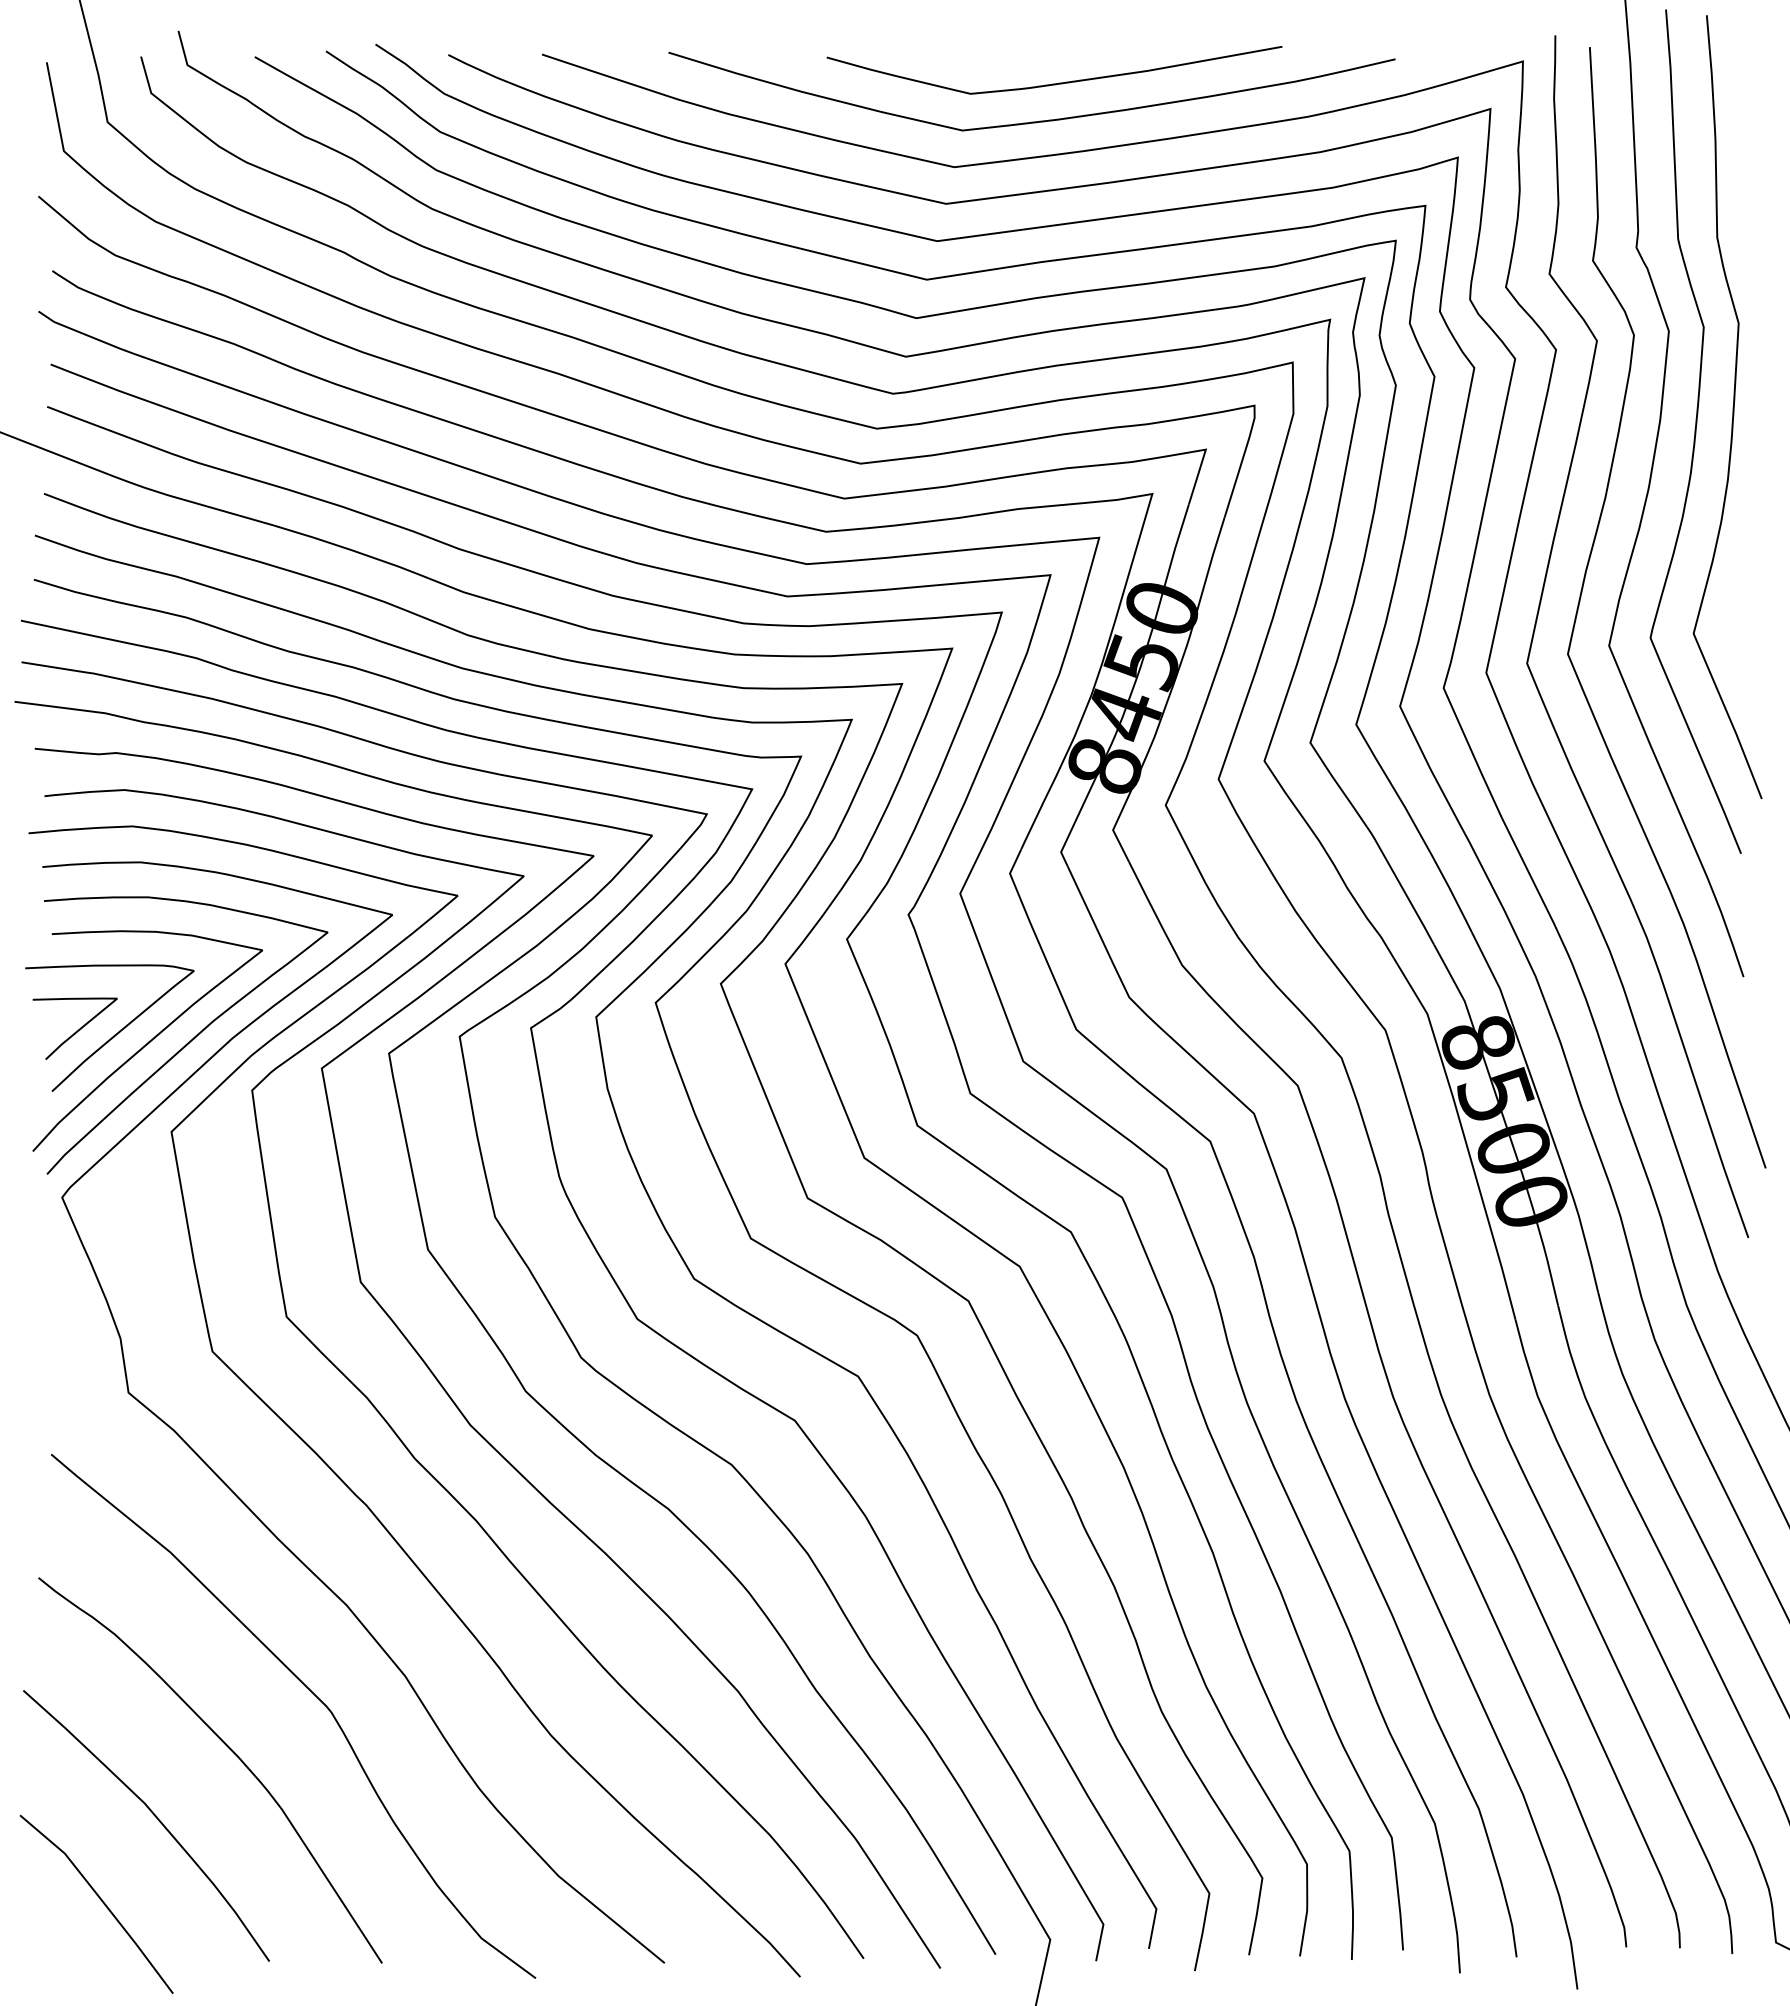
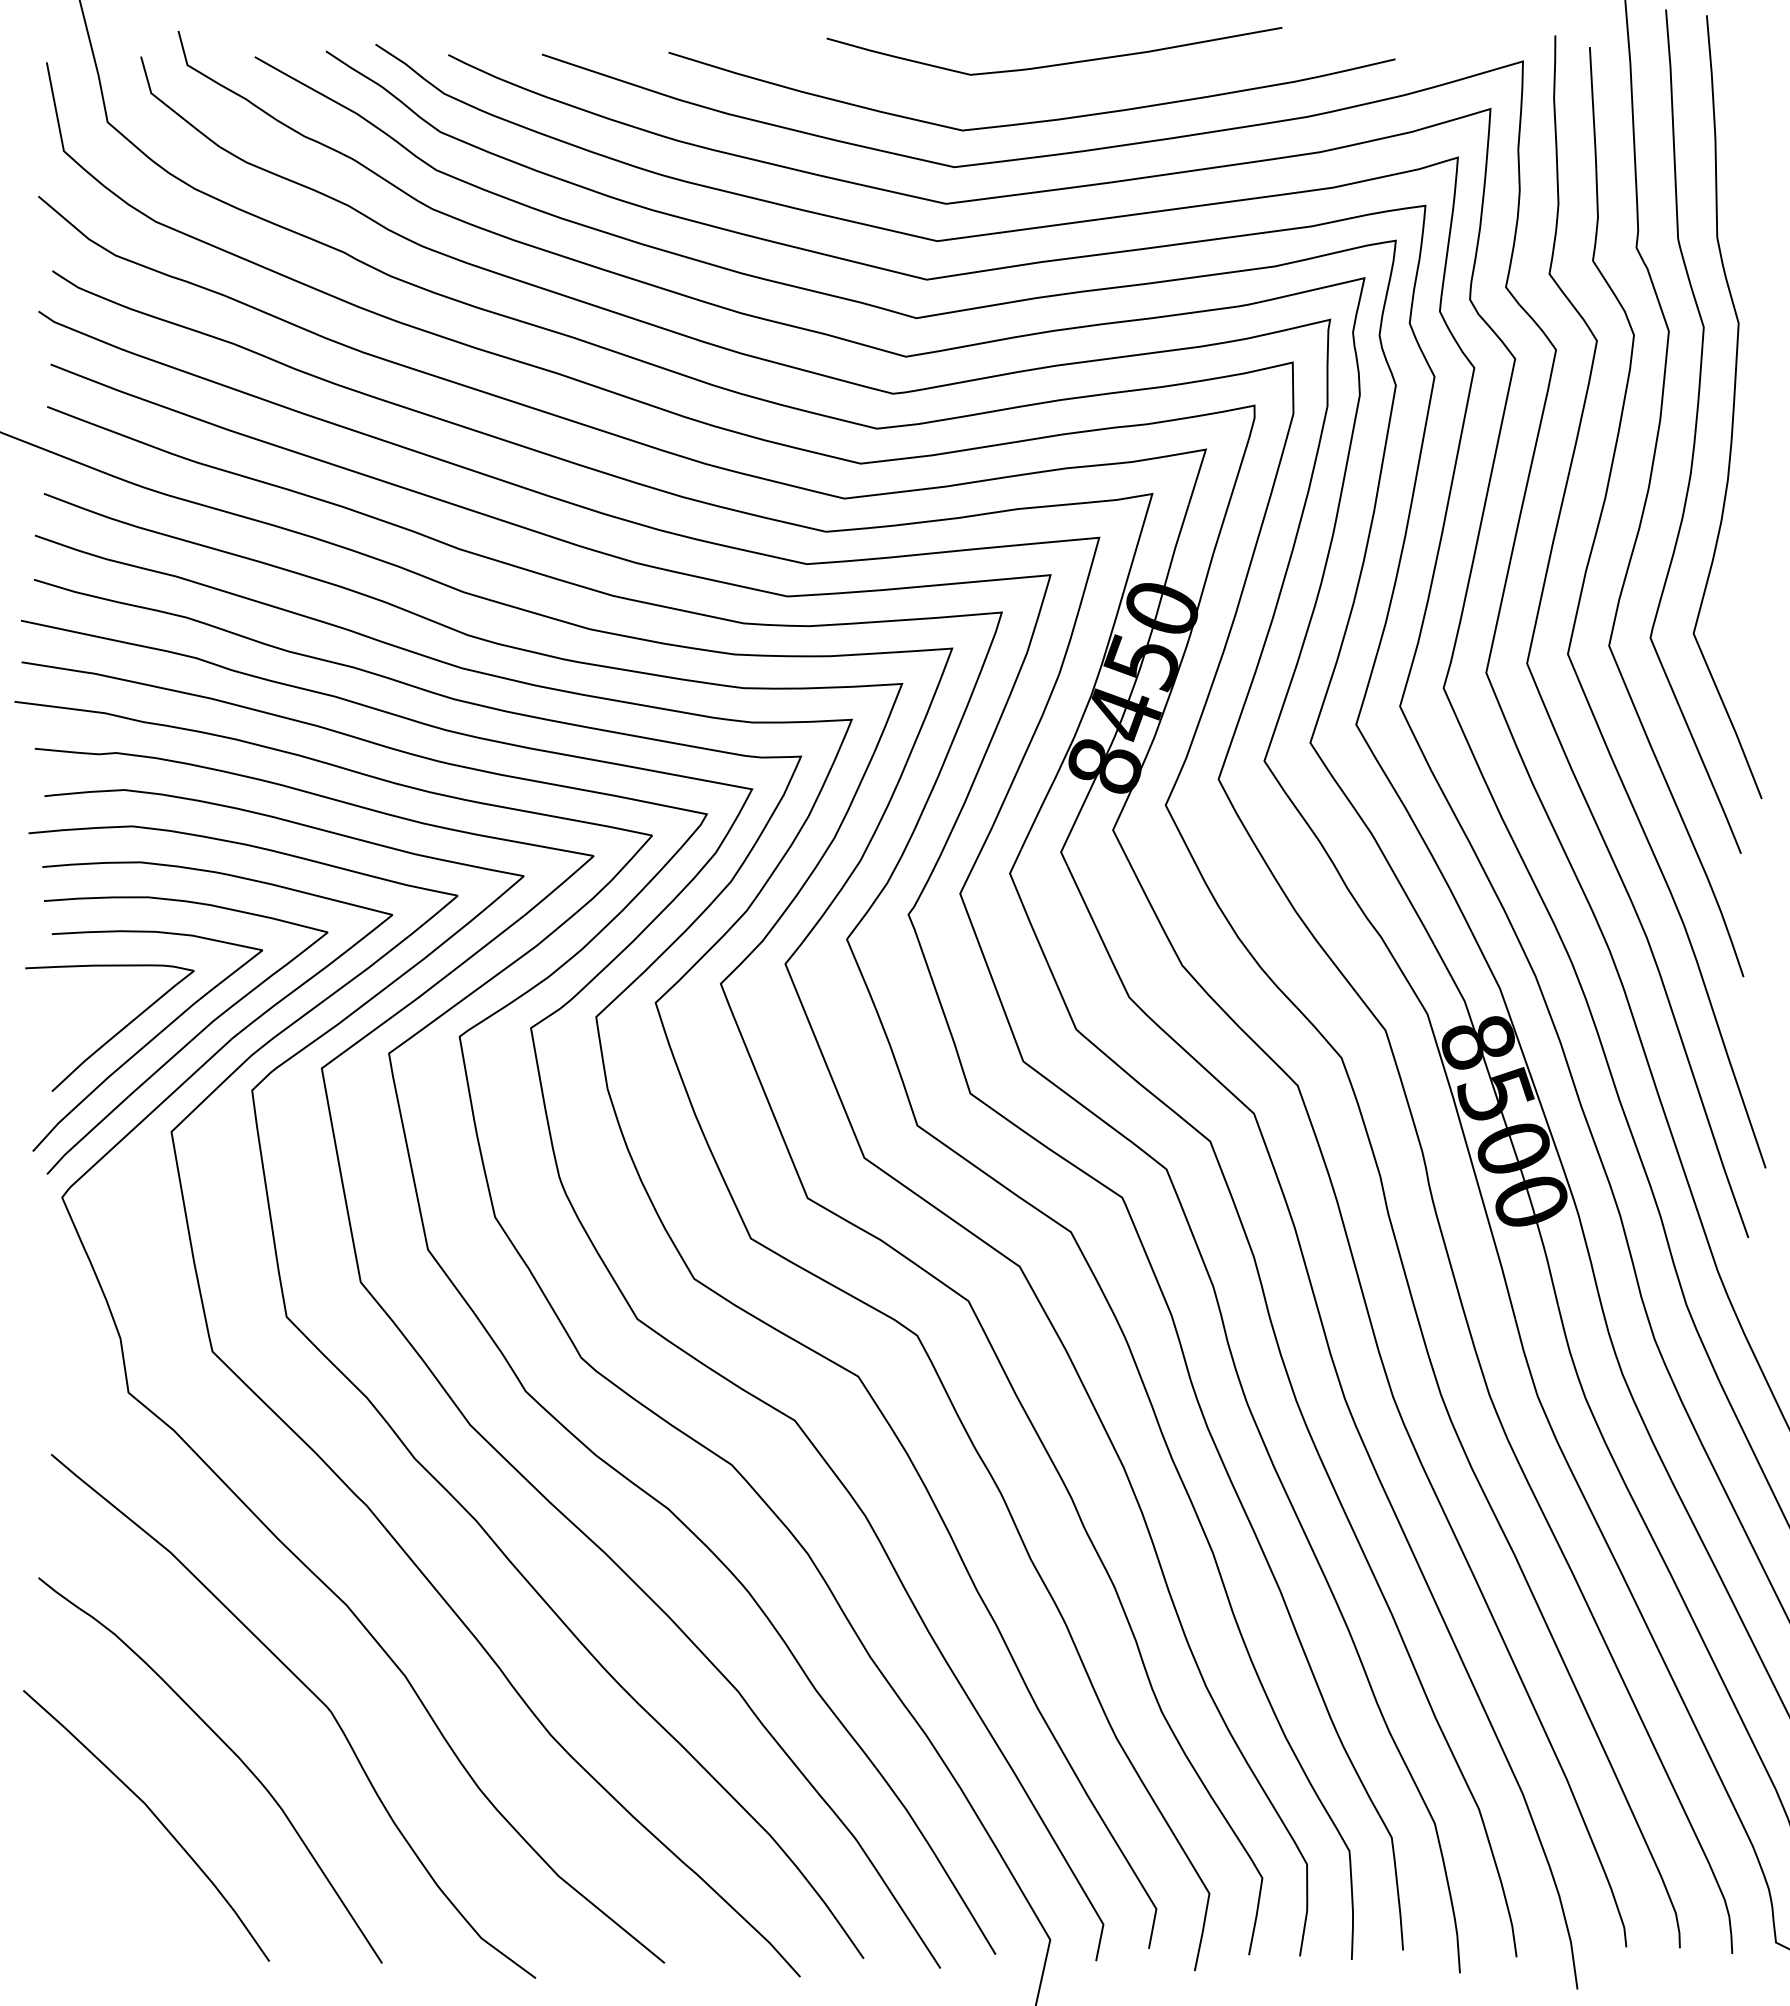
curve position: (1058, 82) -> (1058, 63) (1058, 63)
curve: present -> none (76, 1030)
line: present -> none (99, 1899)
